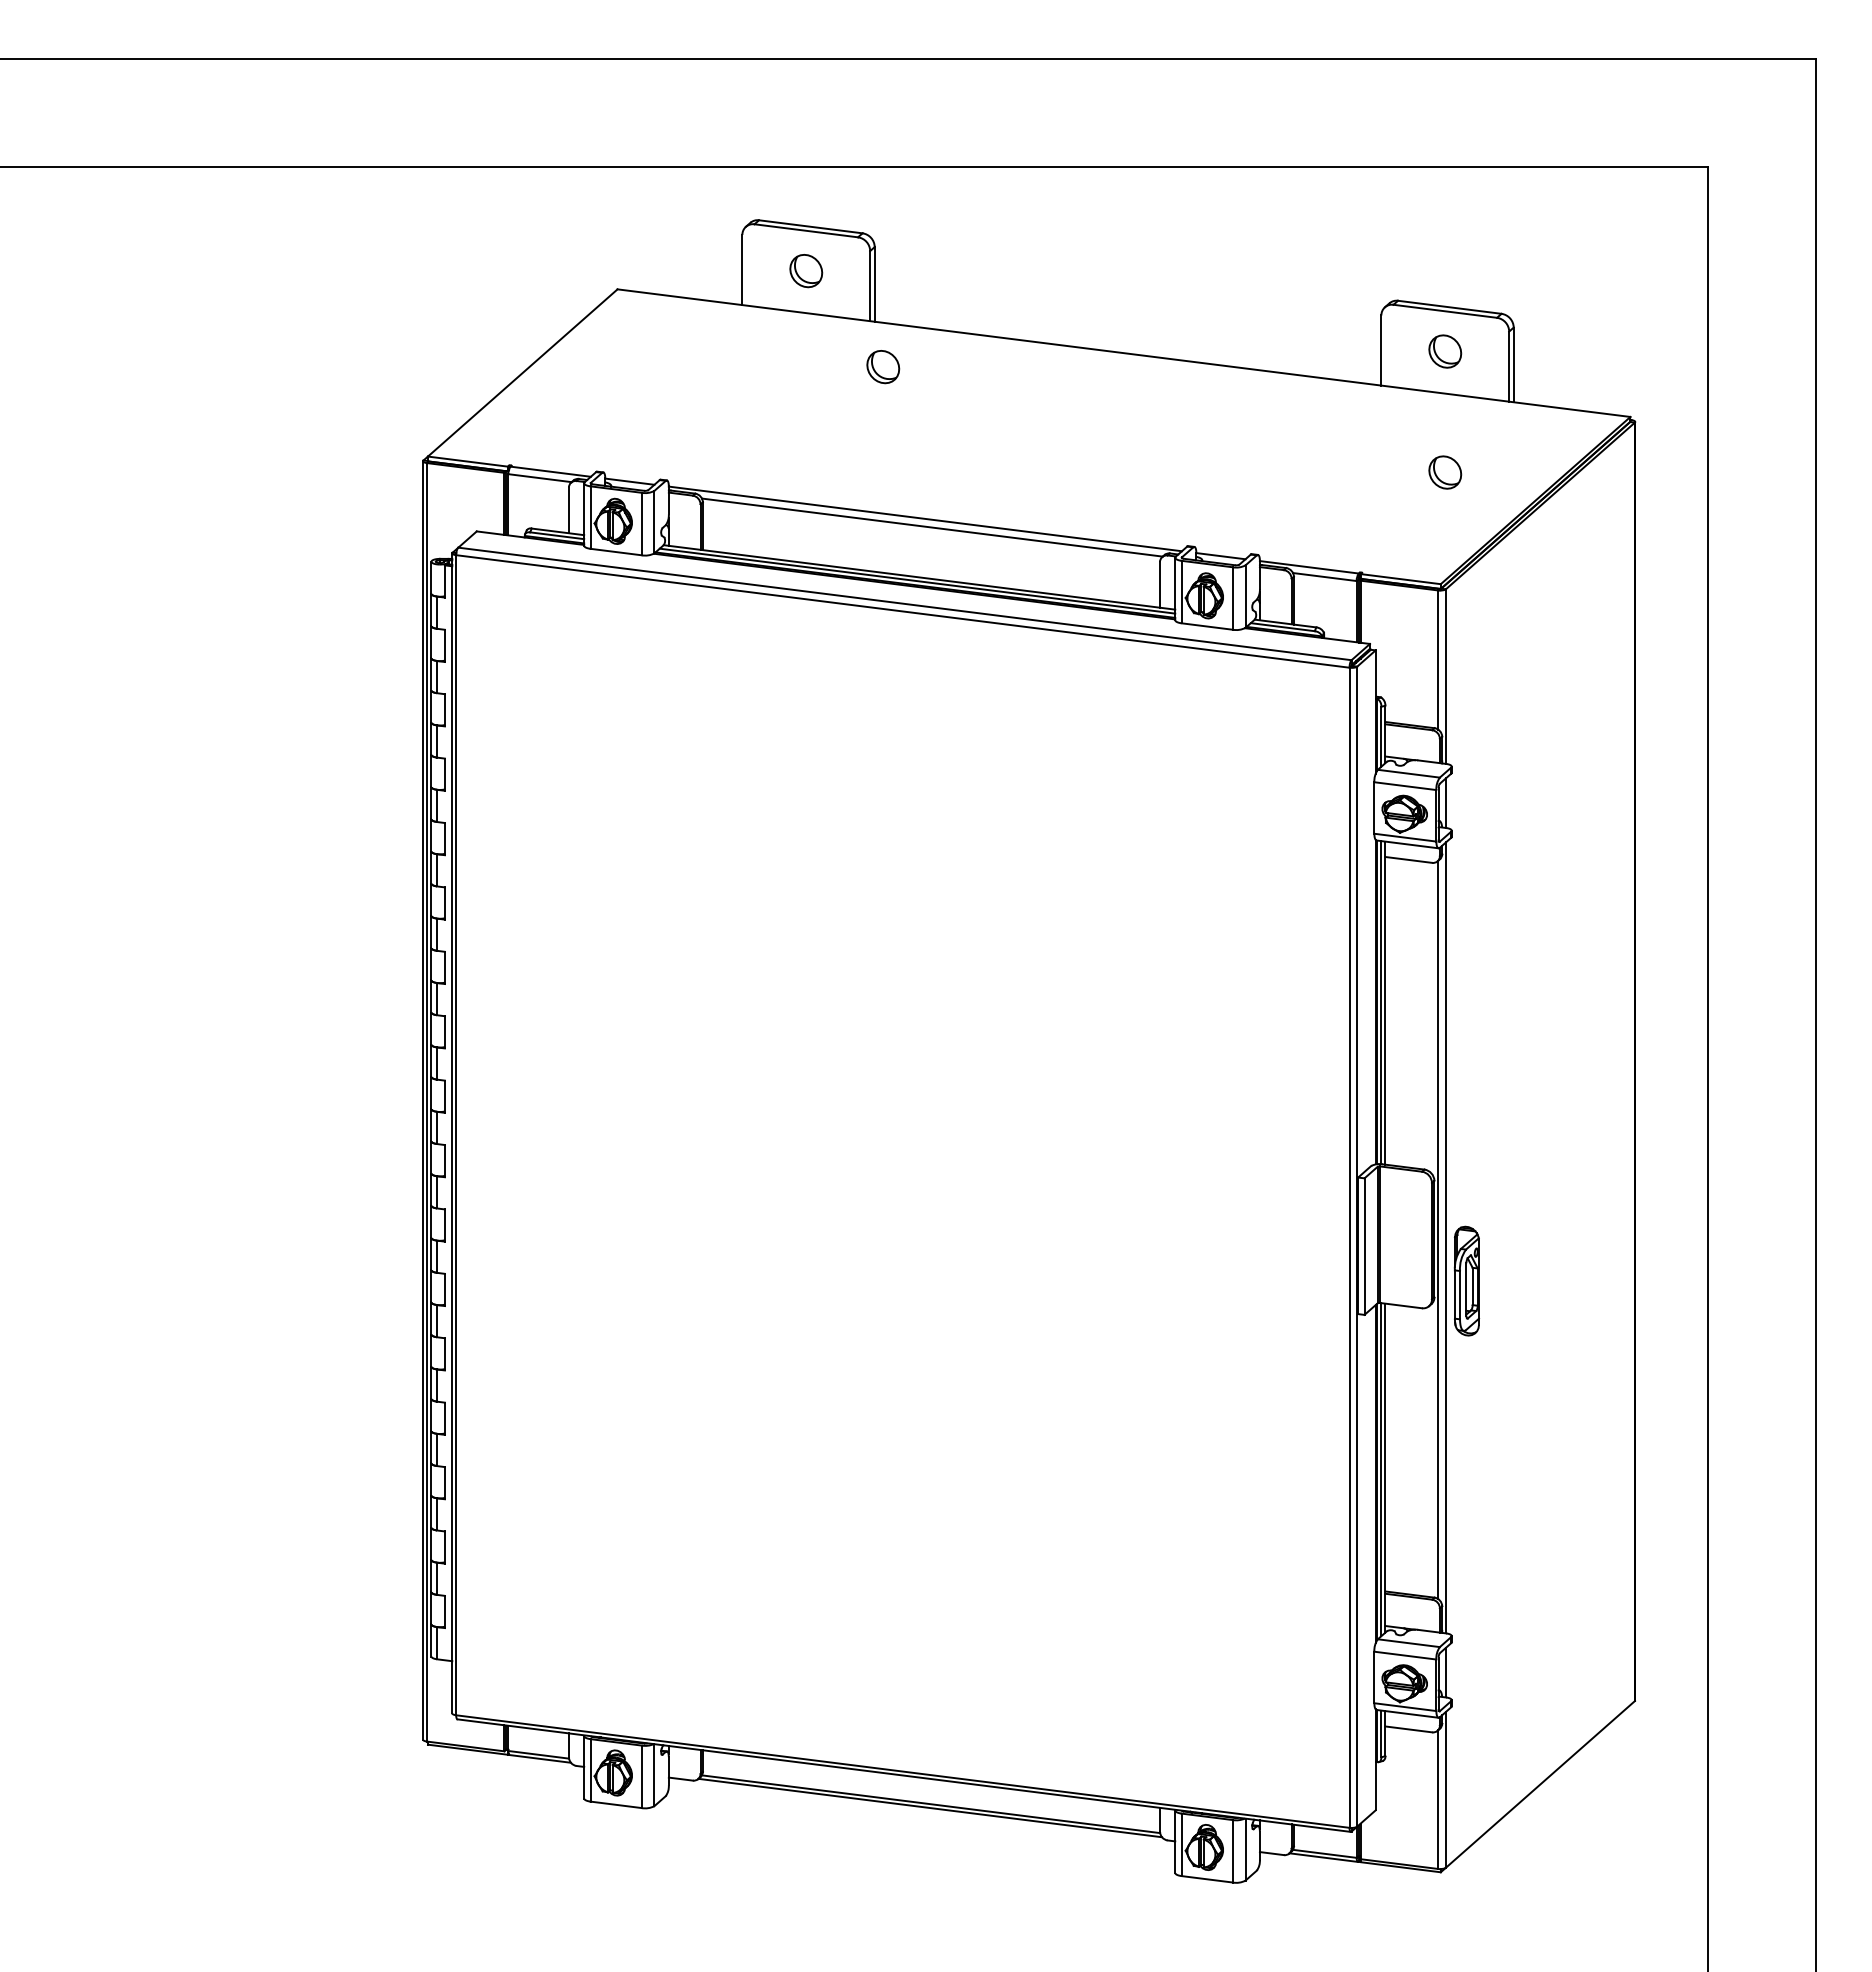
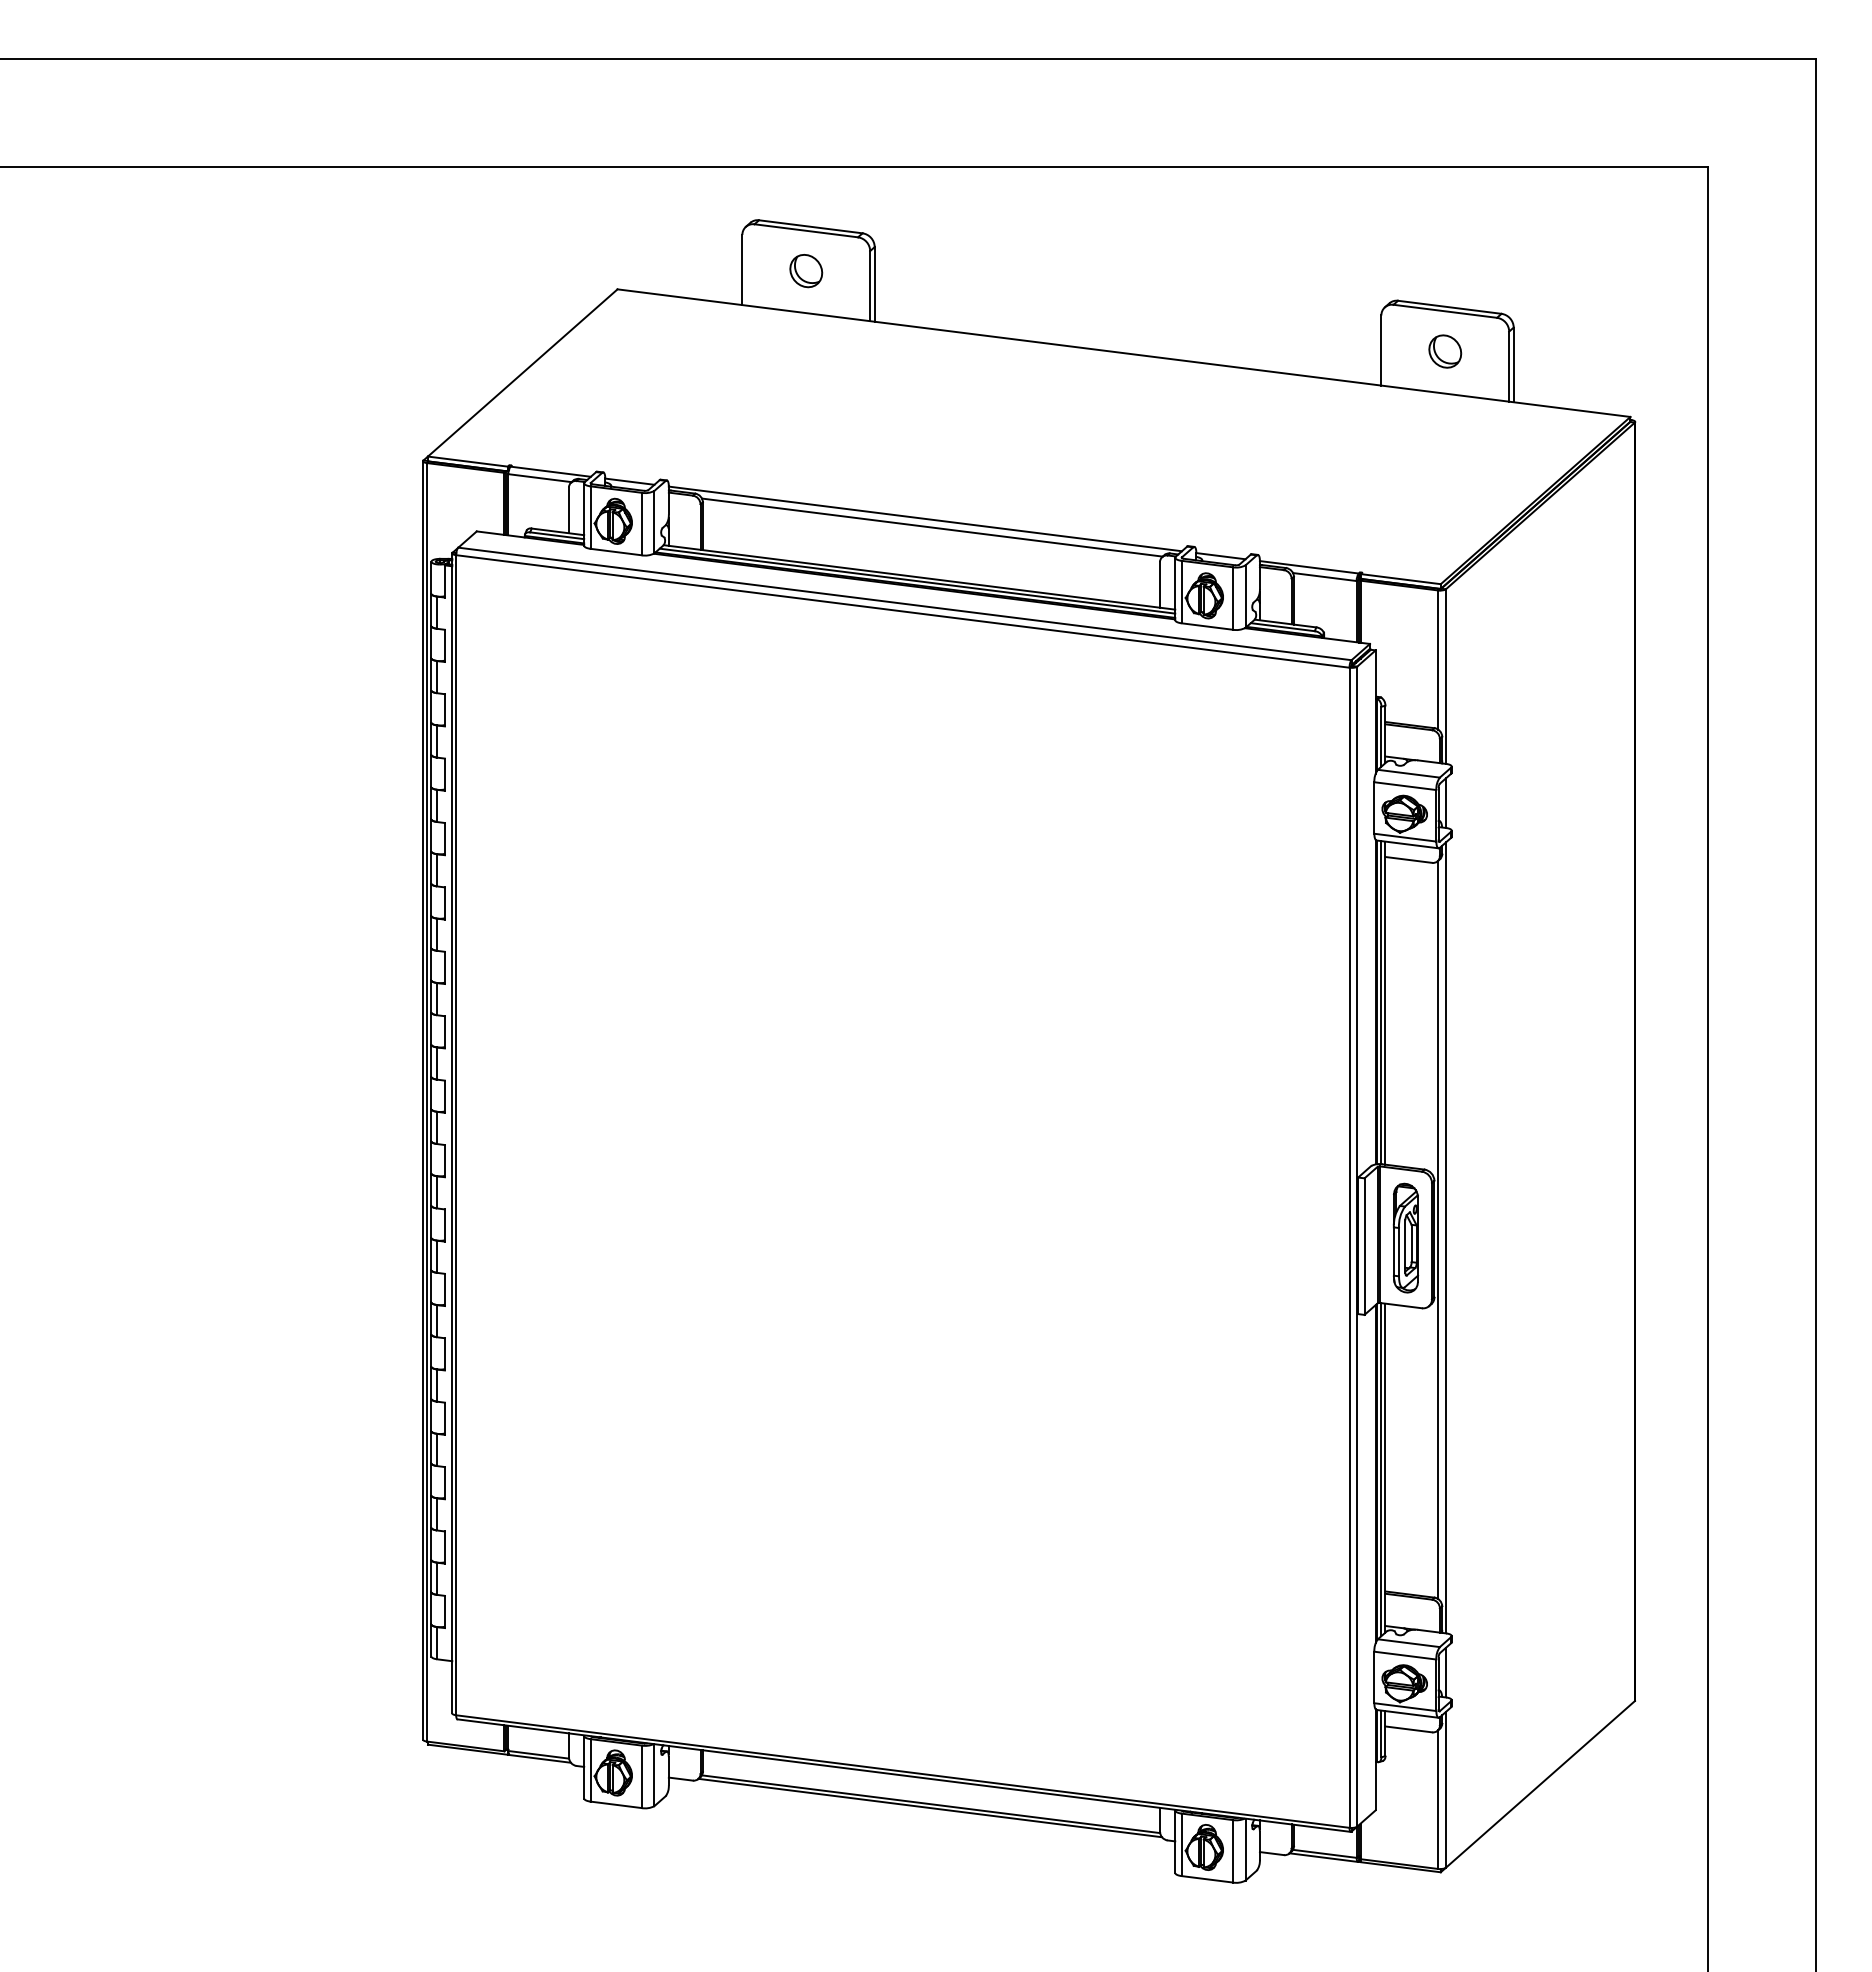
part: present -> none (883, 367)
part: present -> none (1445, 472)
part position: (1466, 1280) -> (1405, 1237) (1405, 1237)
